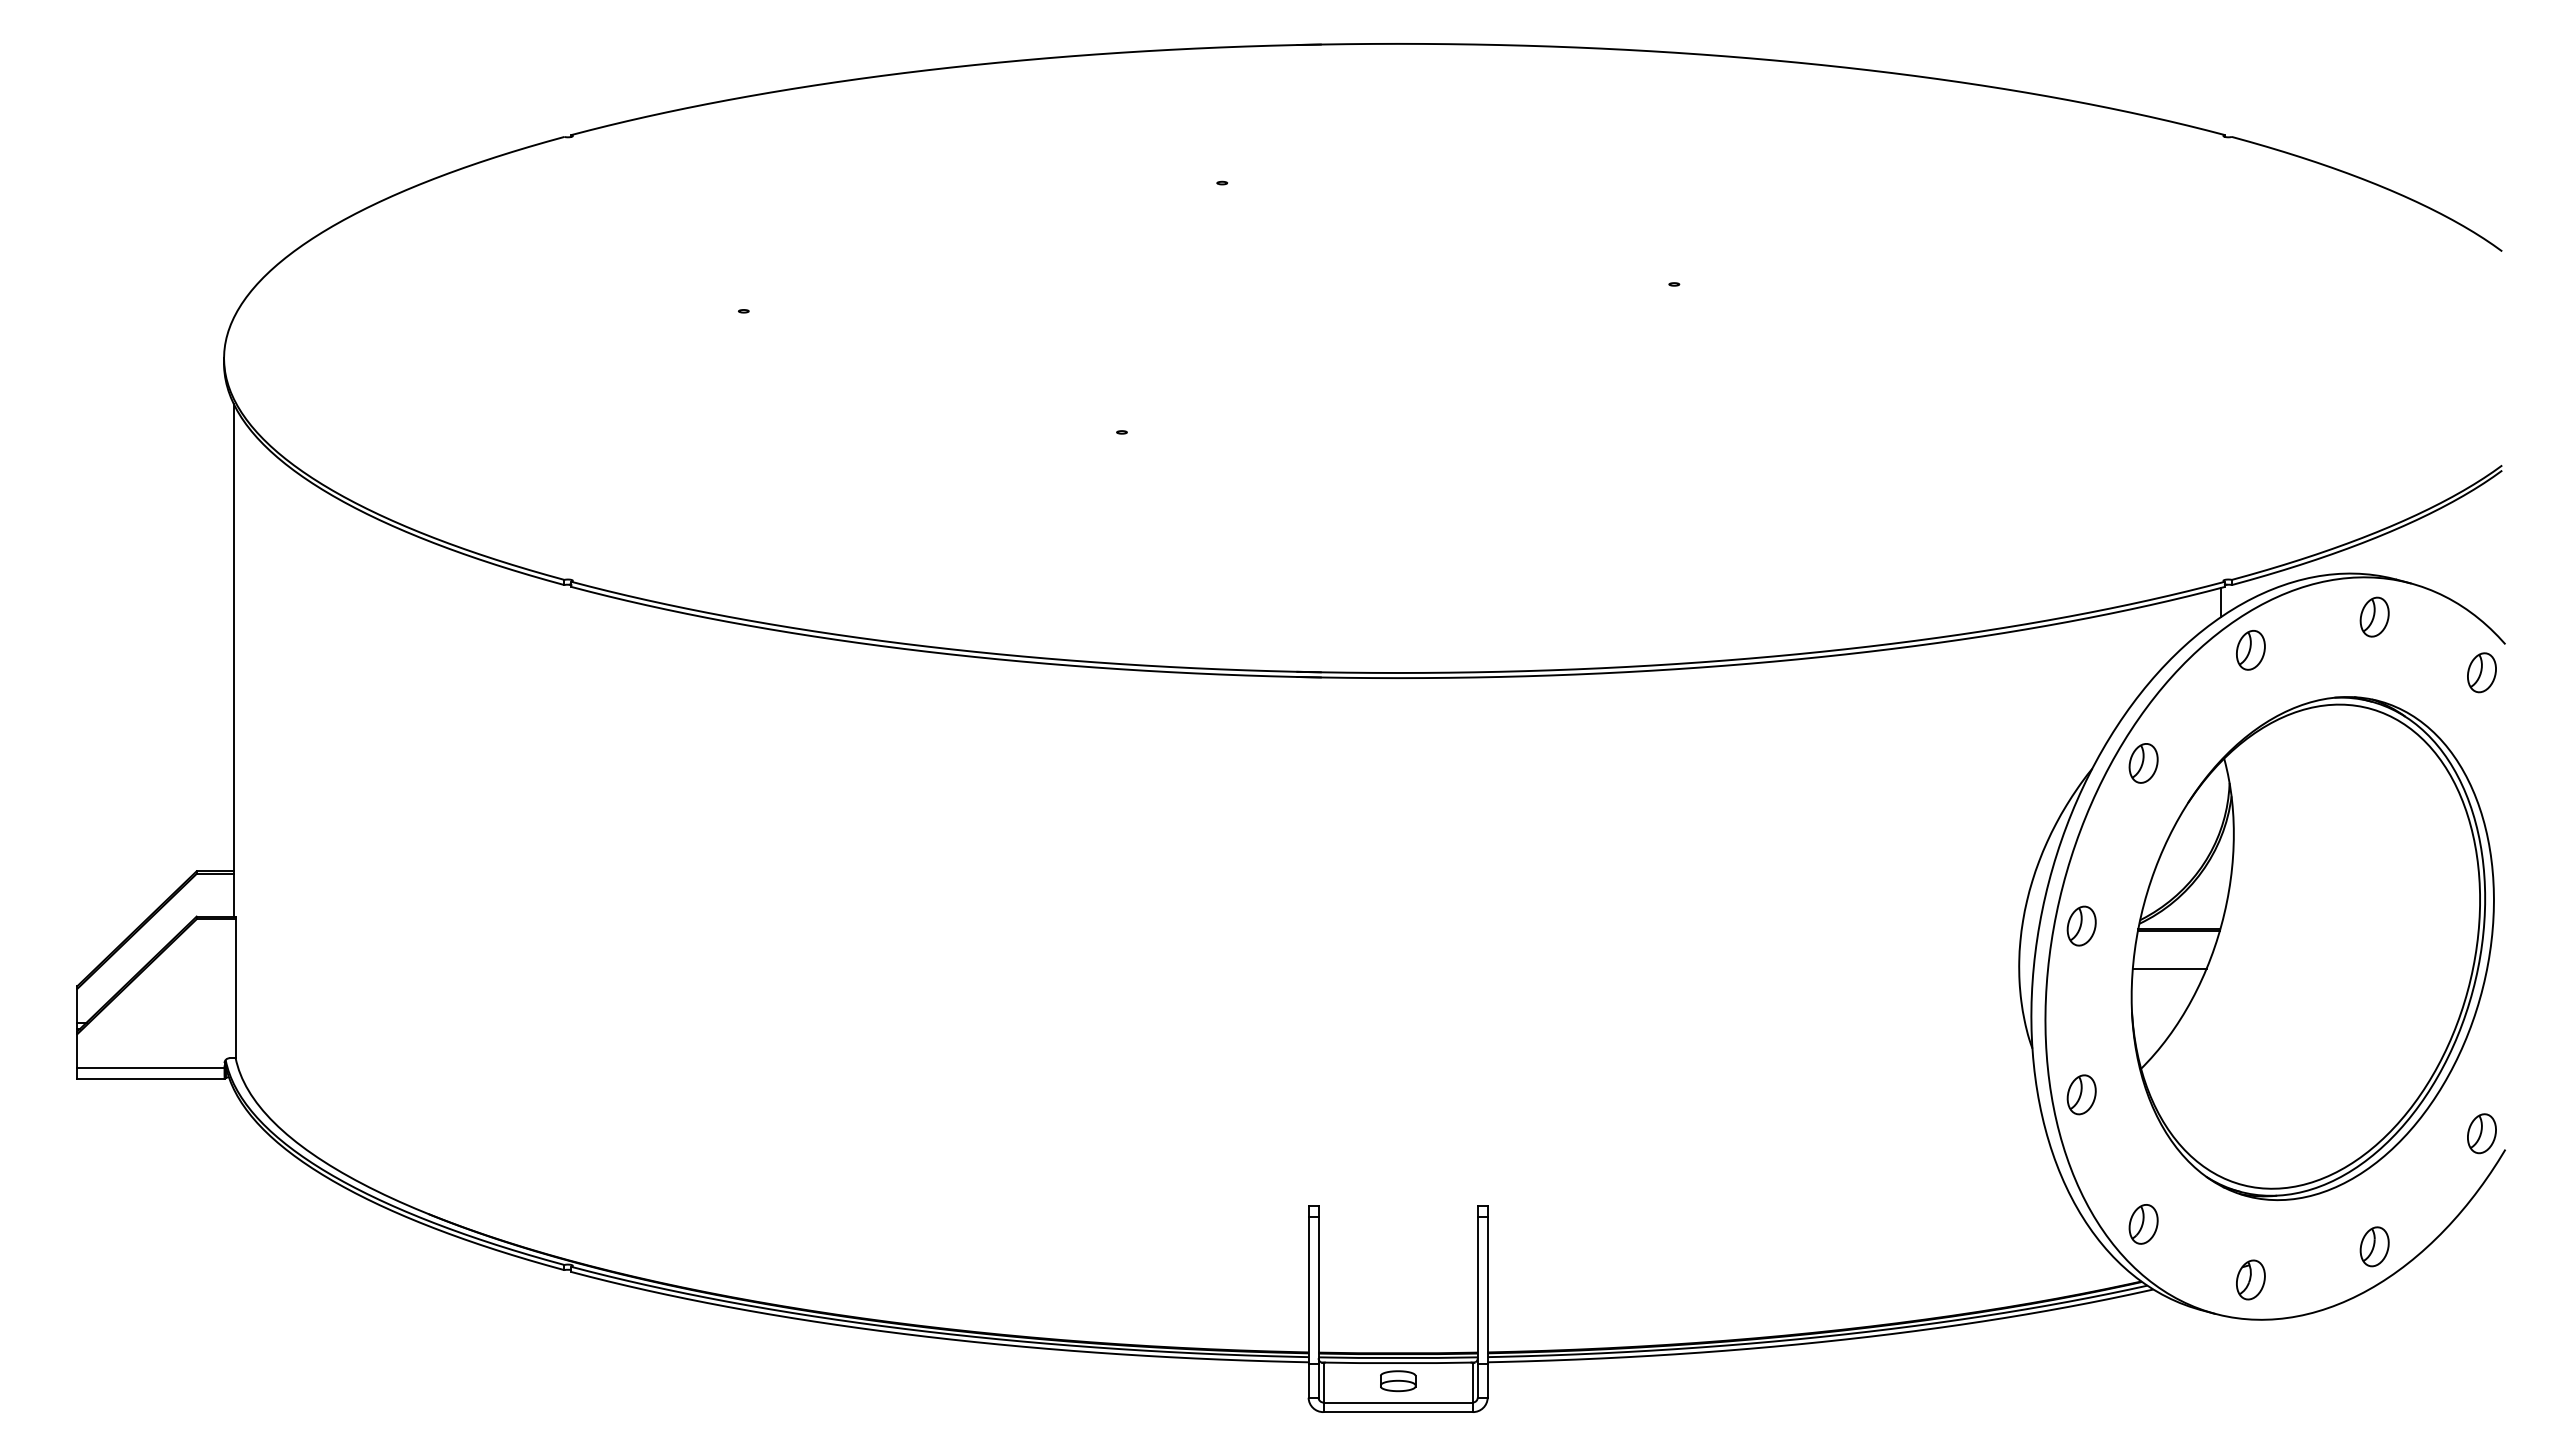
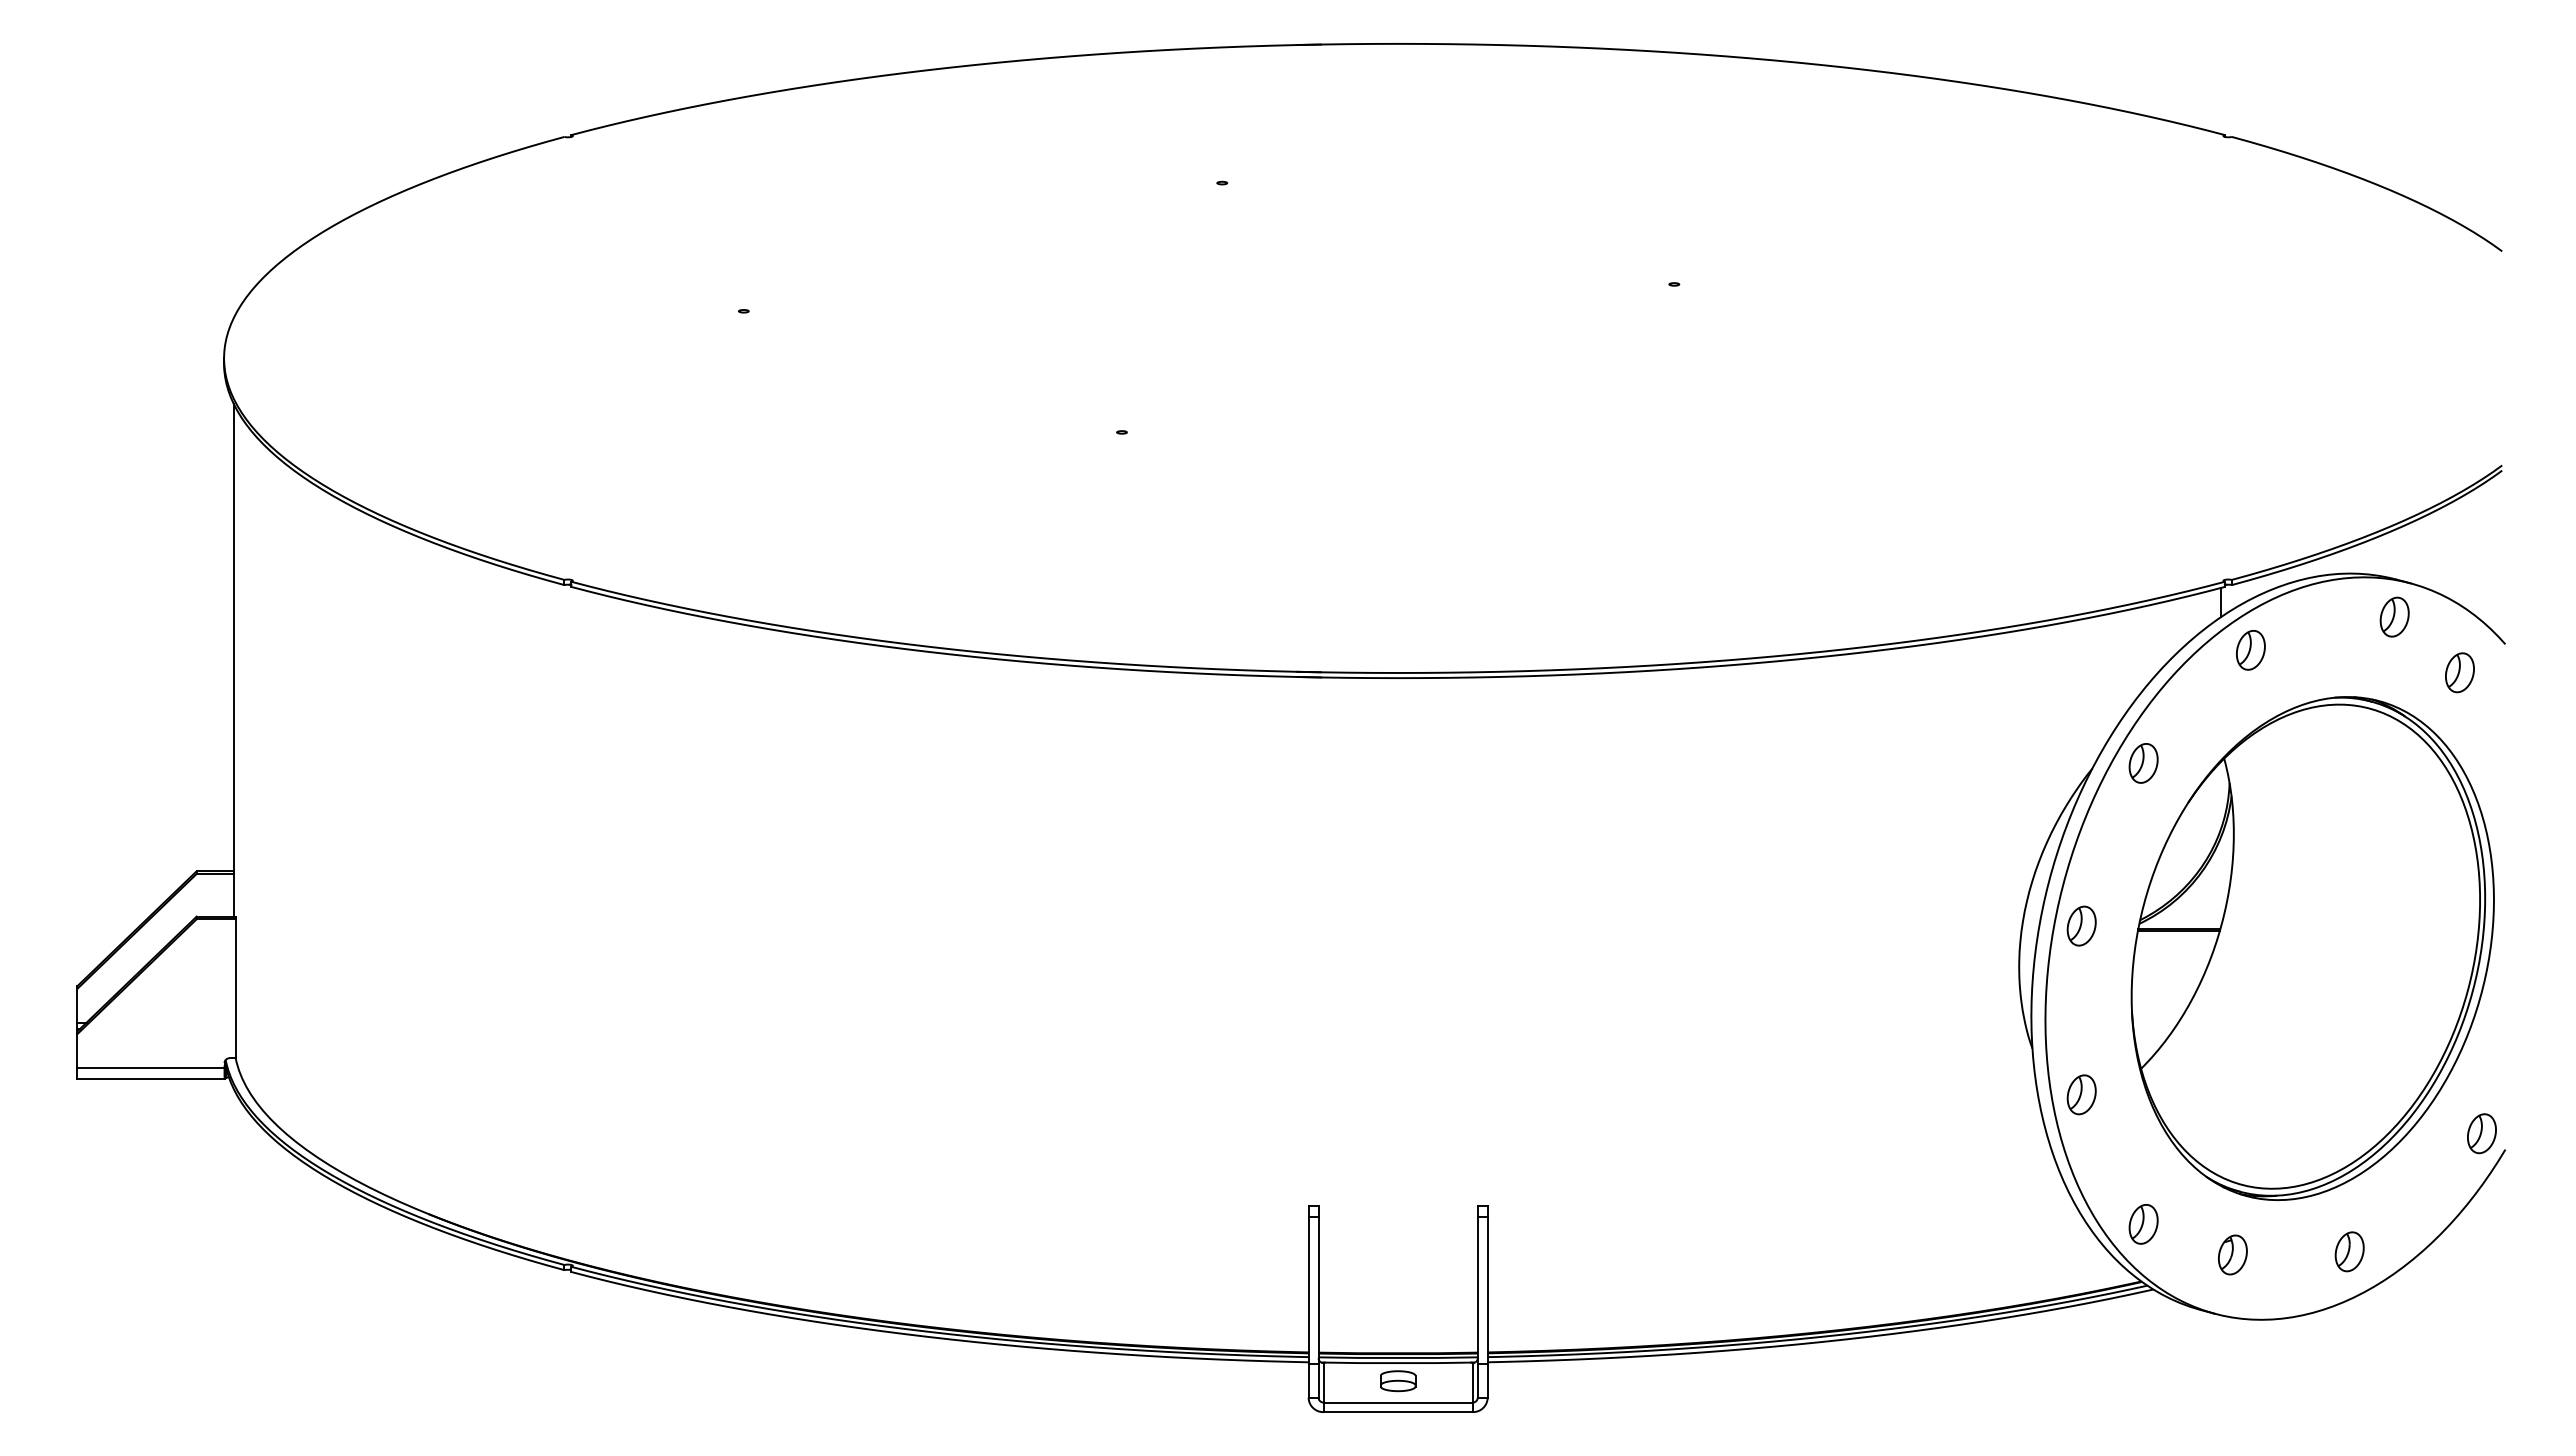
part position: (2374, 616) -> (2394, 616) (2394, 616)
part position: (2481, 672) -> (2459, 672) (2459, 672)
line: present -> none (2169, 968)
part position: (2374, 1246) -> (2349, 1251) (2349, 1251)
part position: (2250, 1279) -> (2232, 1254) (2232, 1254)
